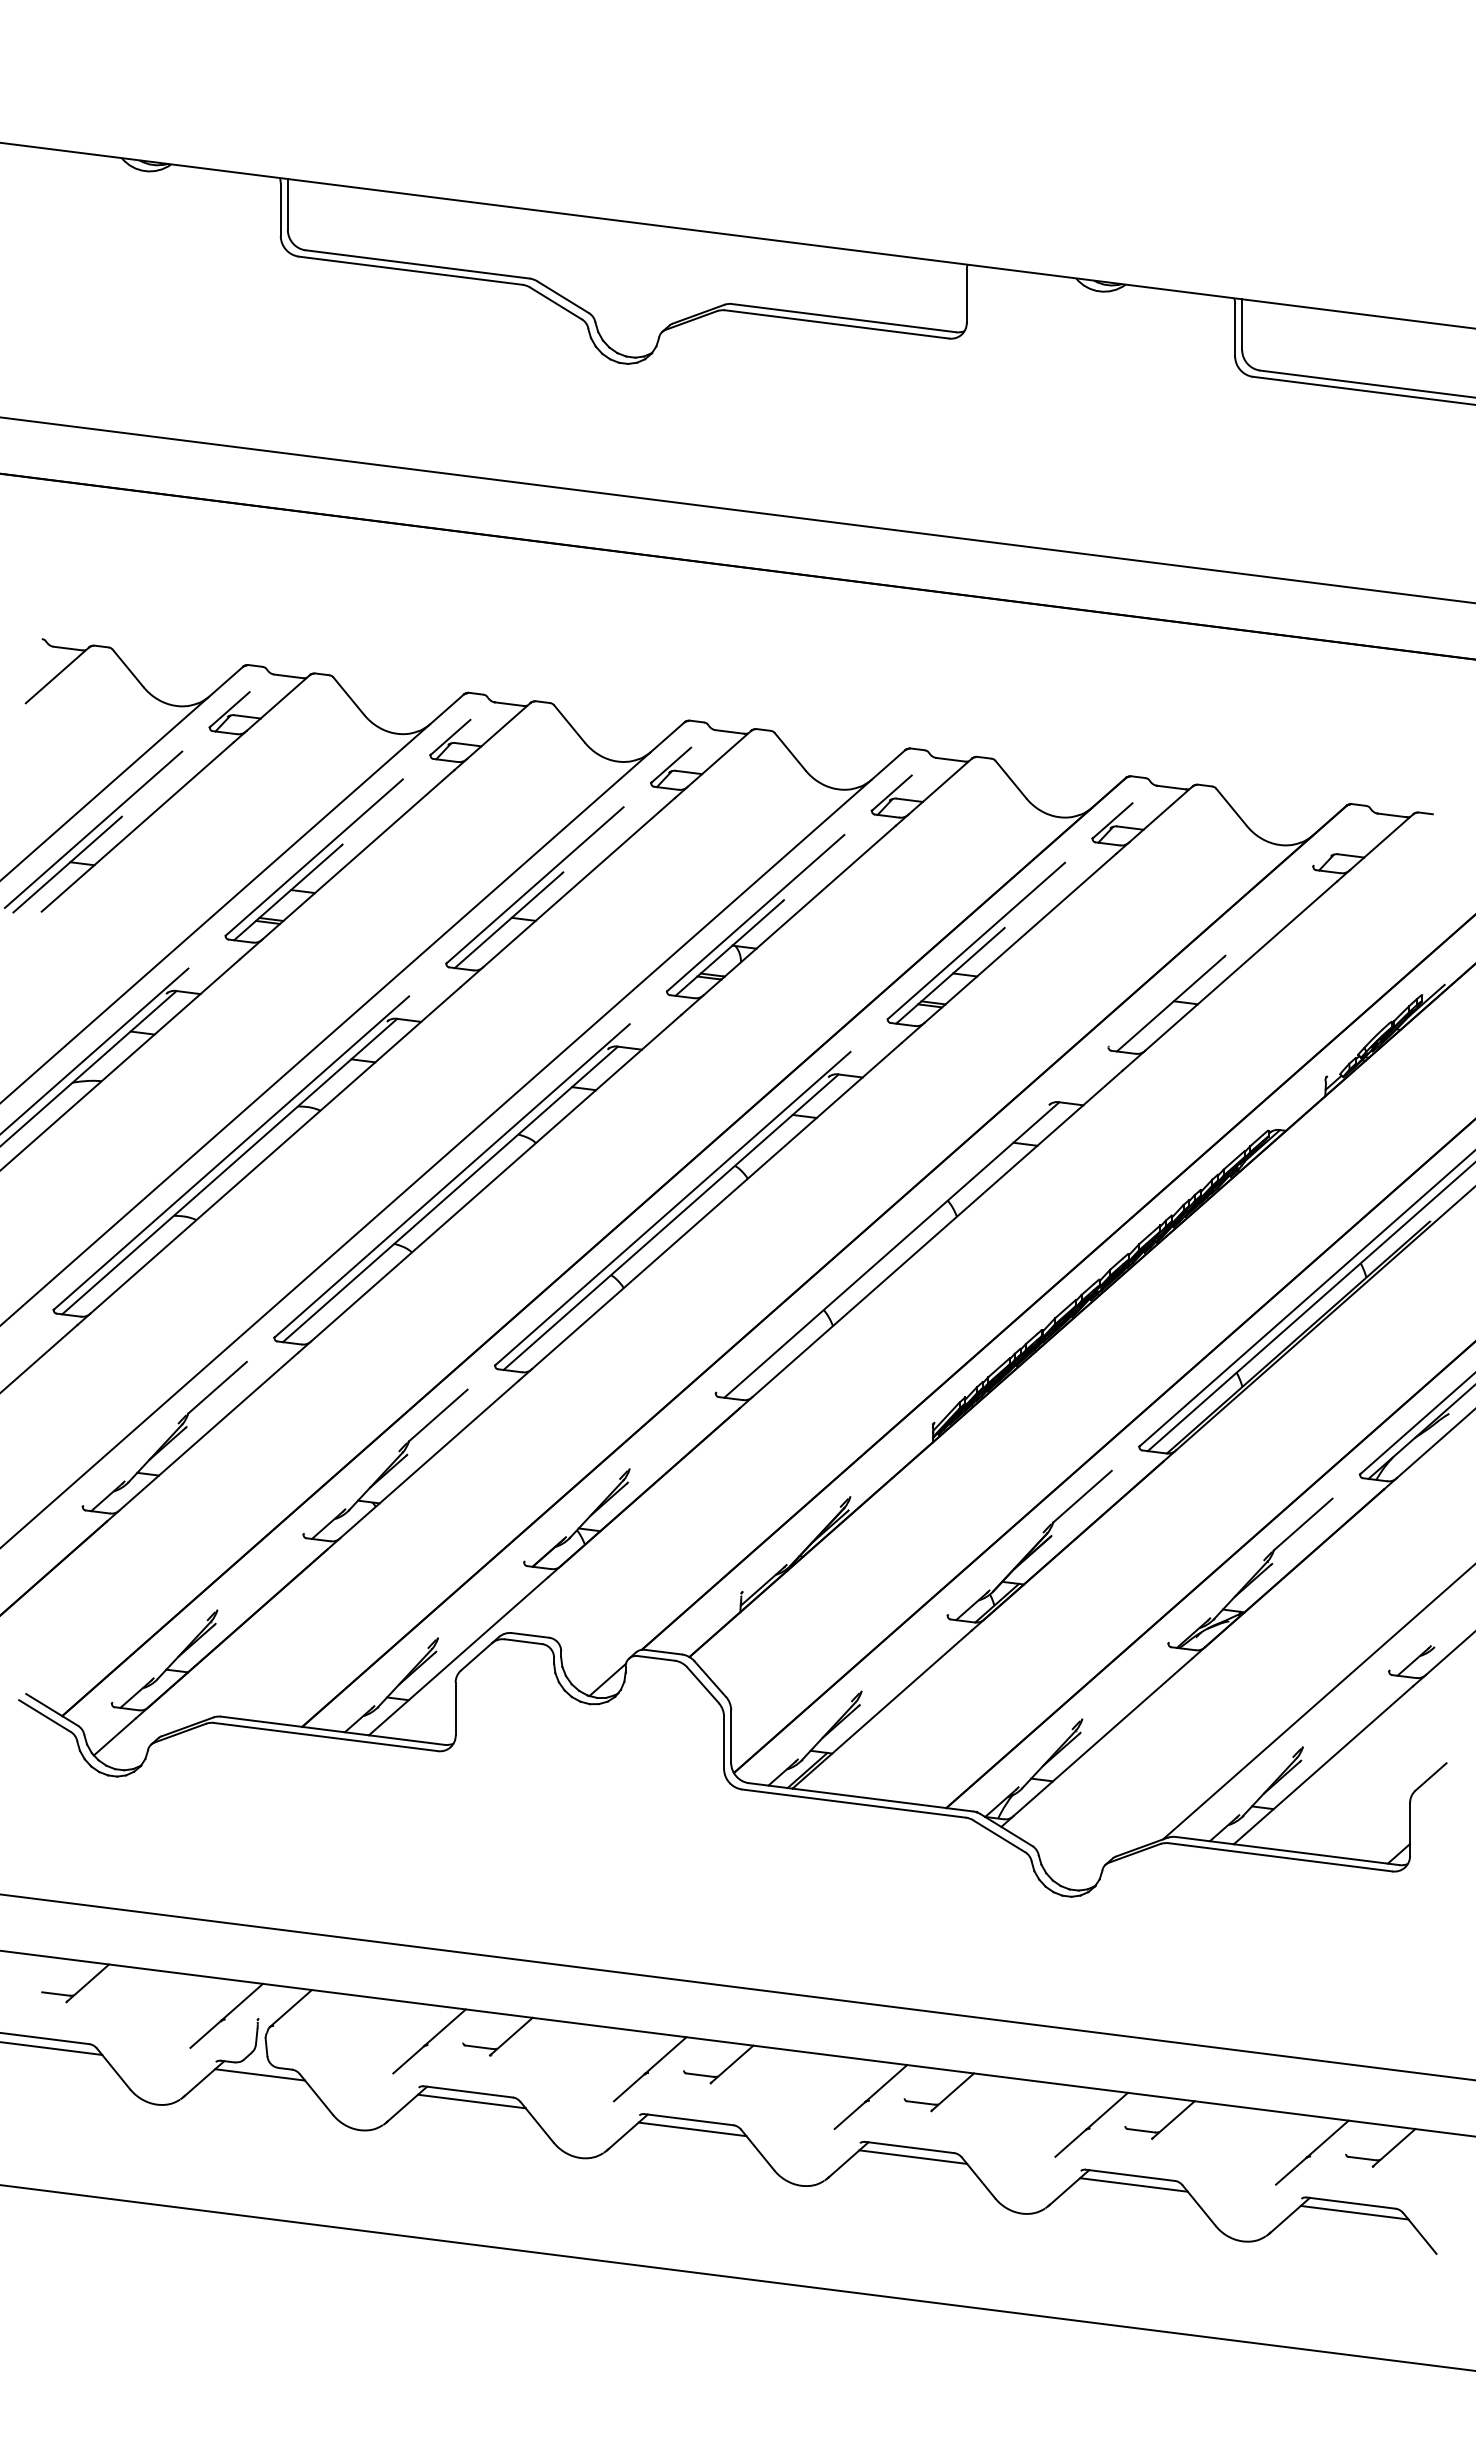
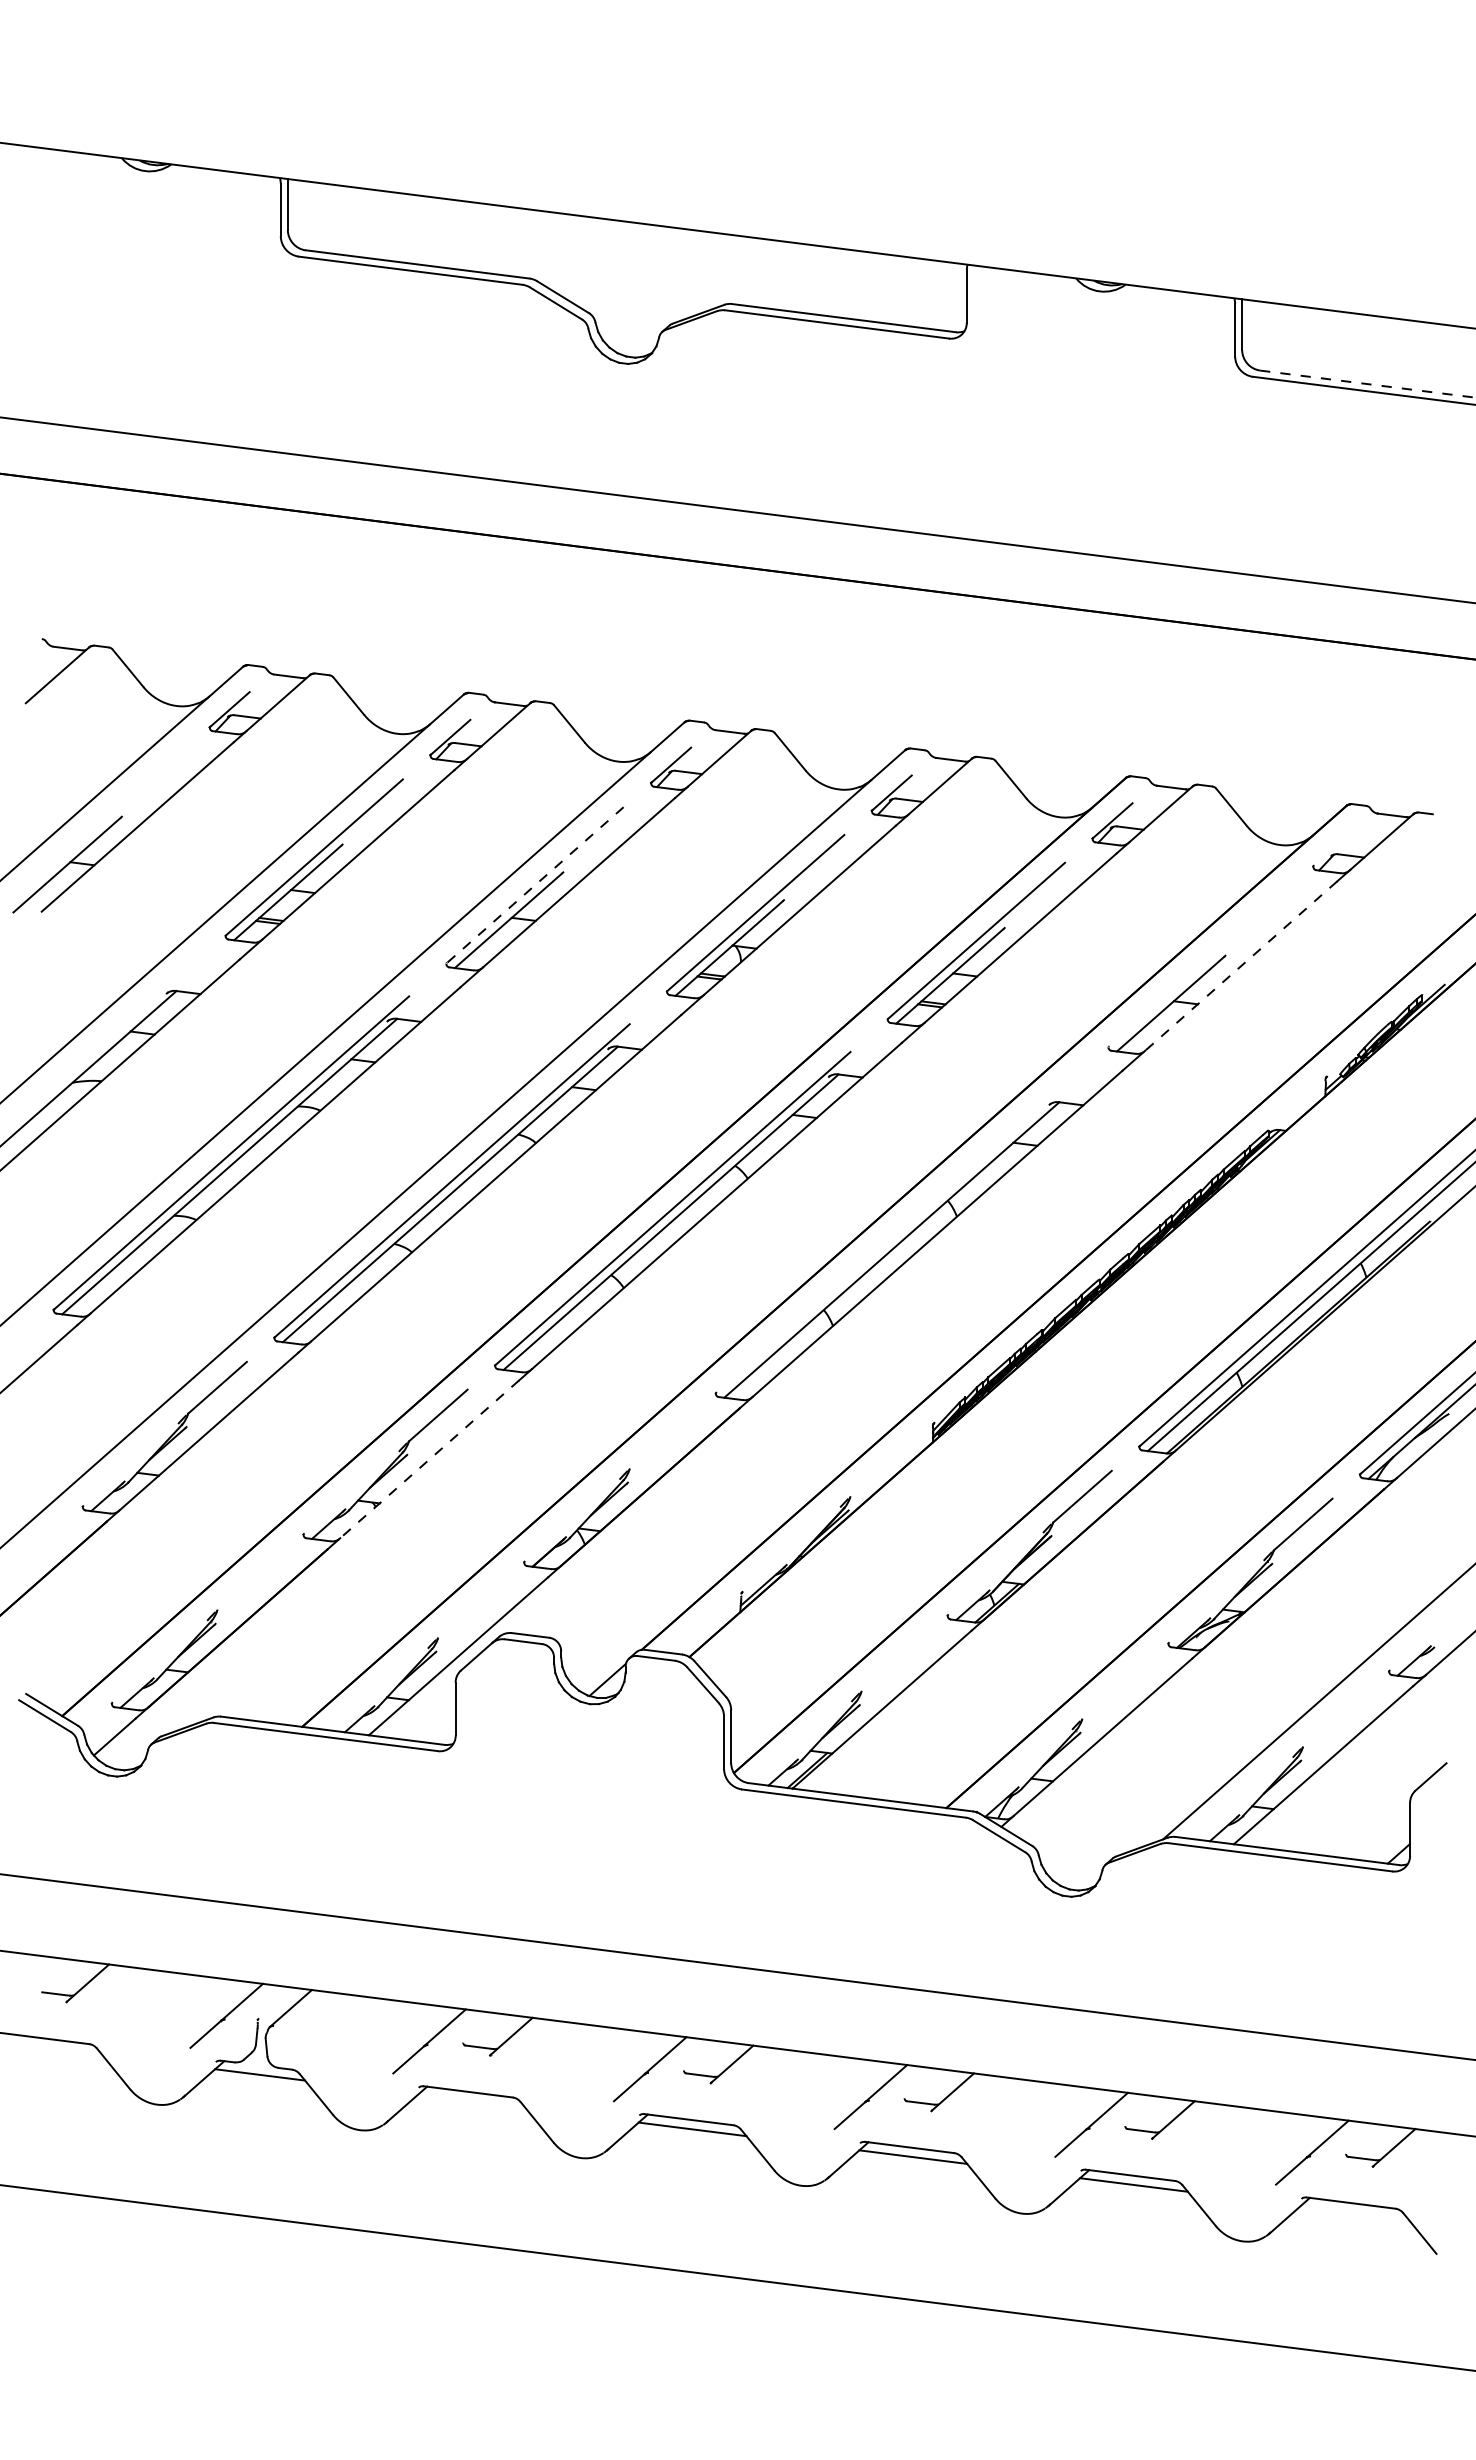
line: solid -> dashed (1368, 384)
line: present -> none (93, 829)
line: solid -> dashed (534, 885)
line: solid -> dashed (1240, 966)
line: present -> none (95, 1050)
line: solid -> dashed (429, 1459)
line position: (737, 1986) -> (737, 1966) (737, 1966)
line: present -> none (52, 2048)
line: present -> none (471, 2101)
line: present -> none (1354, 2212)
